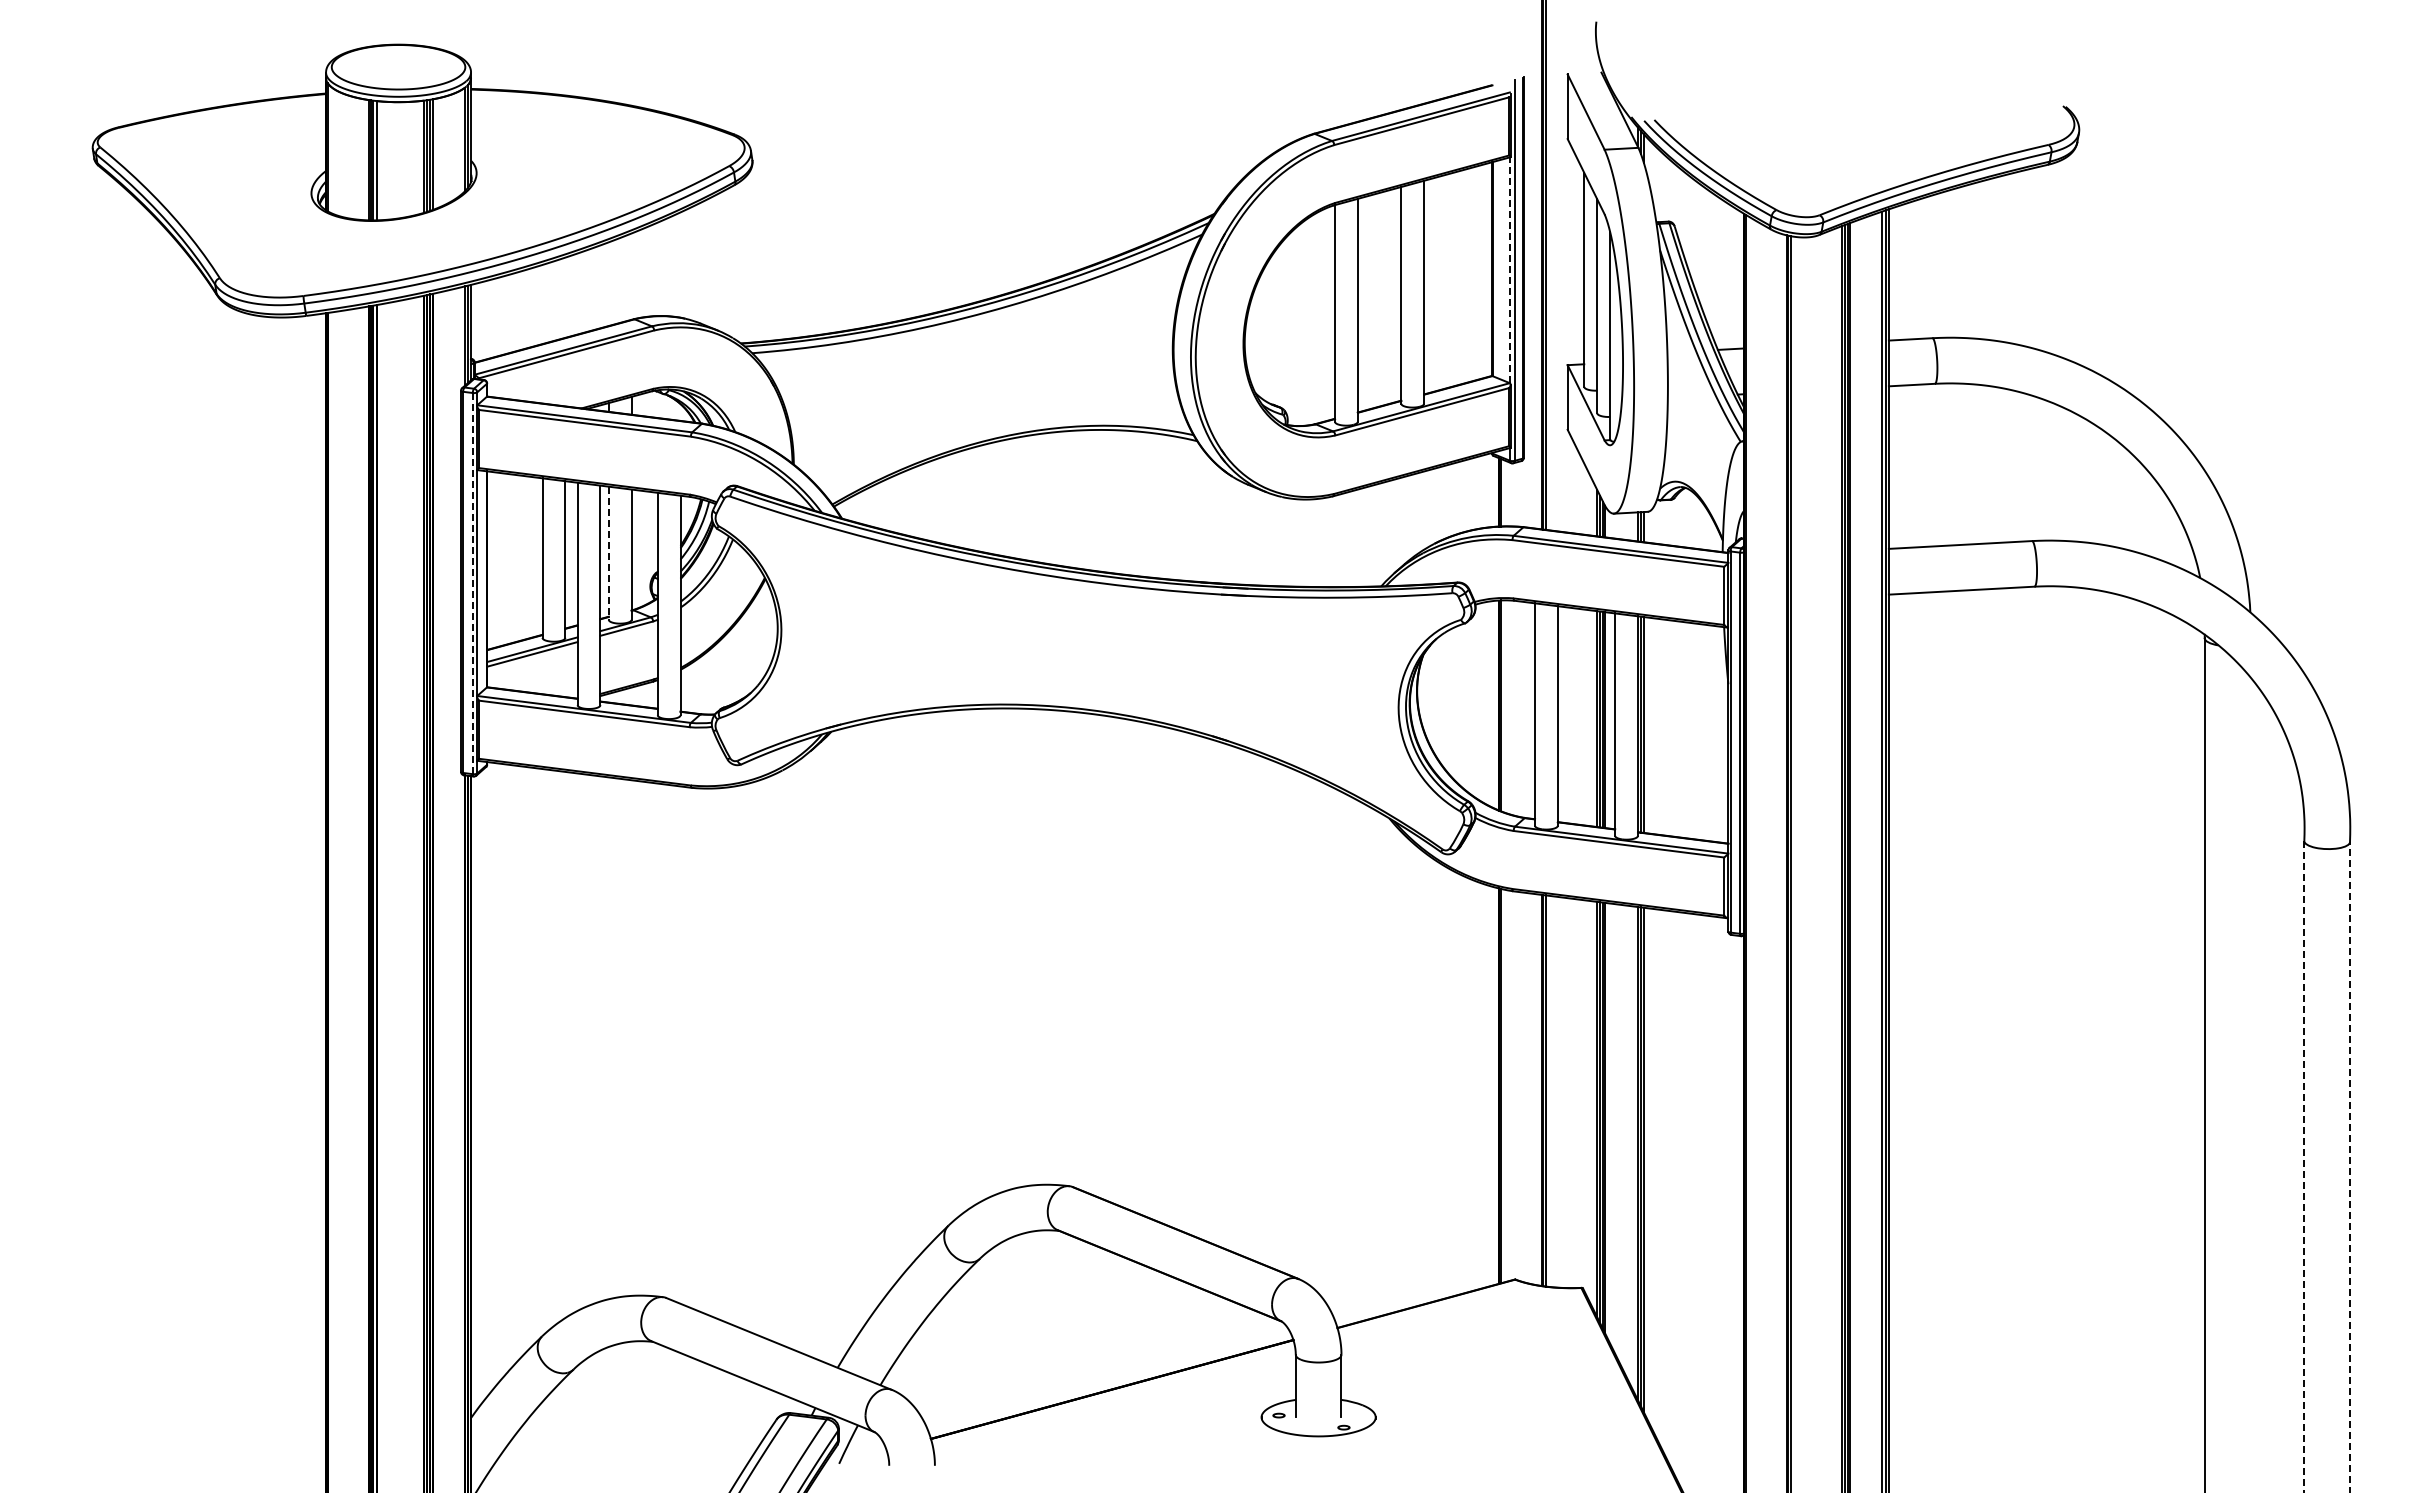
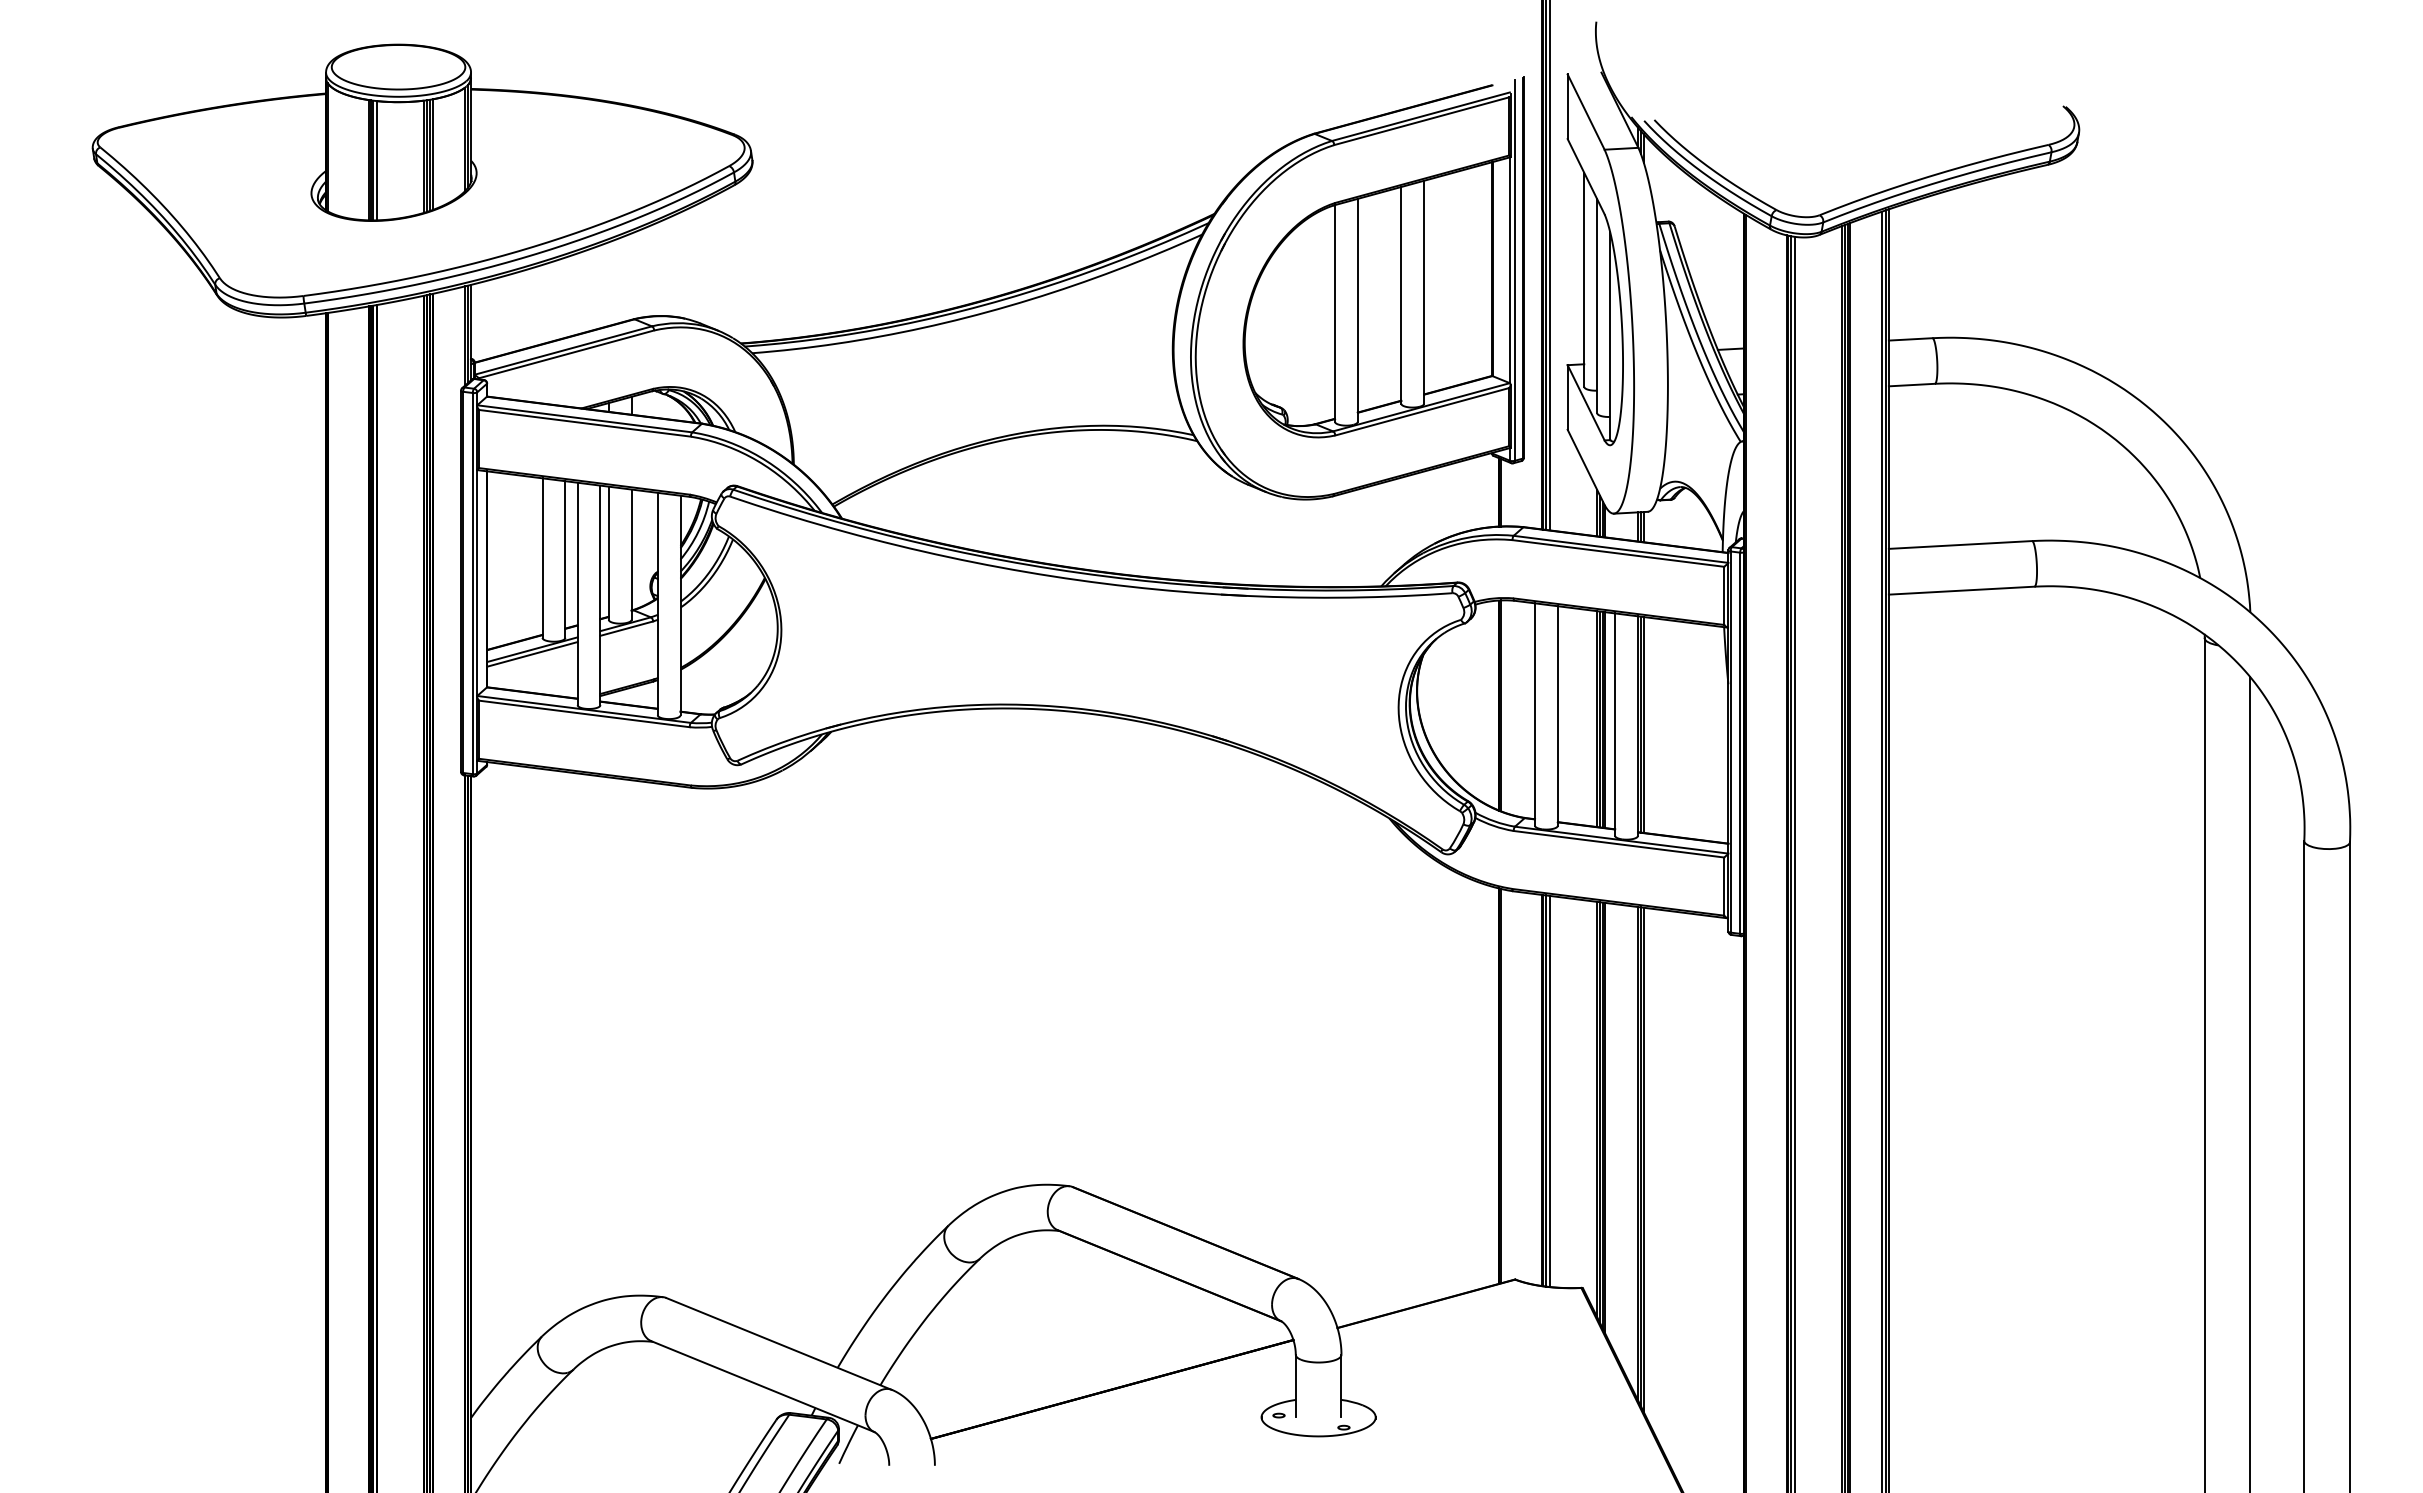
line: none -> present (1550, 266)
line: dashed -> solid (1509, 270)
line: dashed -> solid (608, 553)
line: dashed -> solid (472, 583)
line: none -> present (1795, 862)
line: none -> present (2250, 1083)
line: none -> present (1550, 1091)
line: dashed -> solid (2304, 1166)
line: dashed -> solid (2350, 1166)
